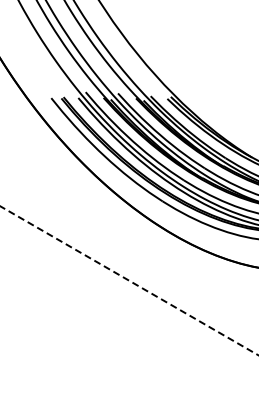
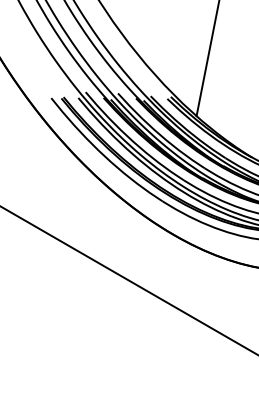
line: none -> present (207, 59)
line: dashed -> solid (129, 281)
